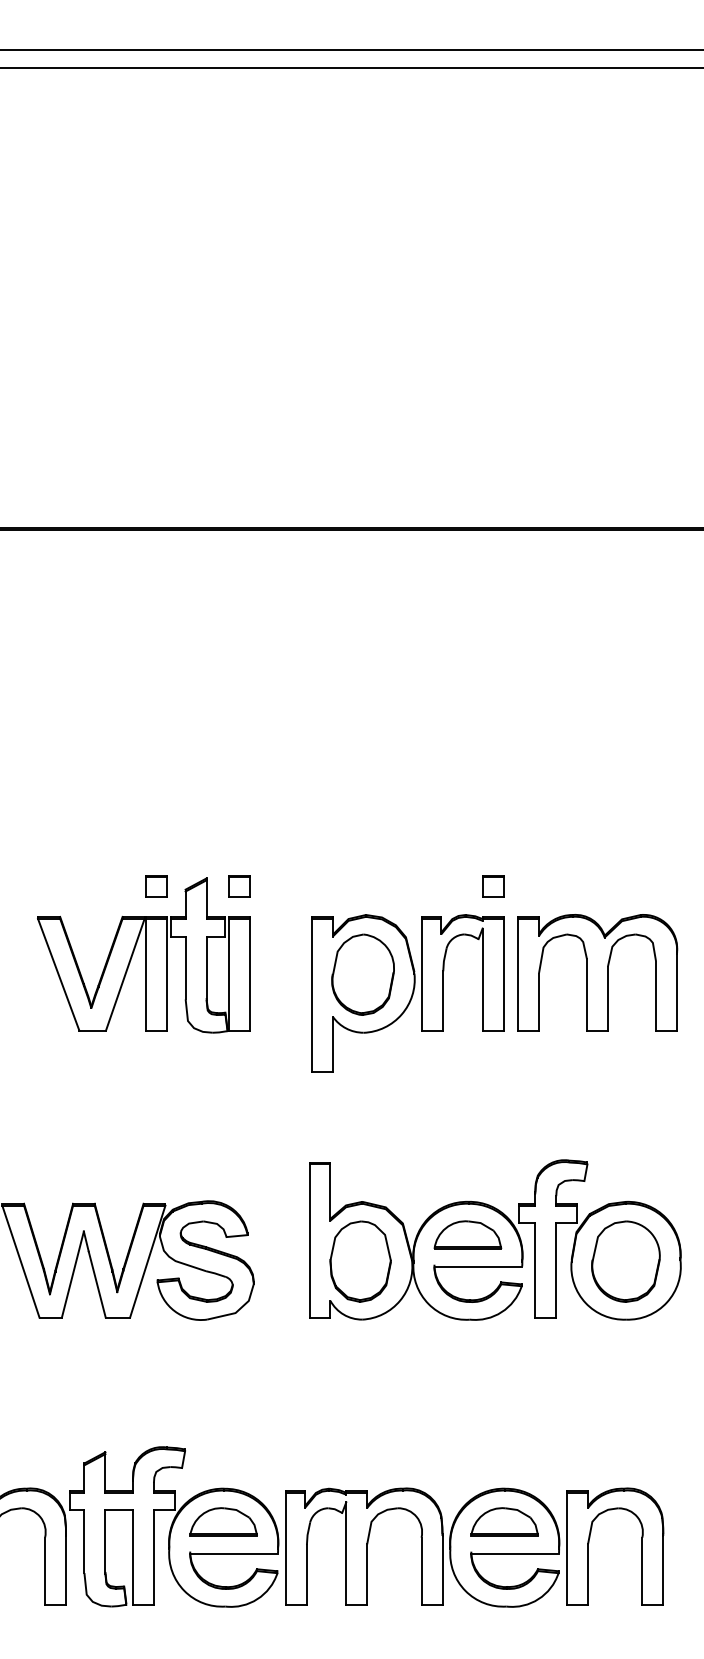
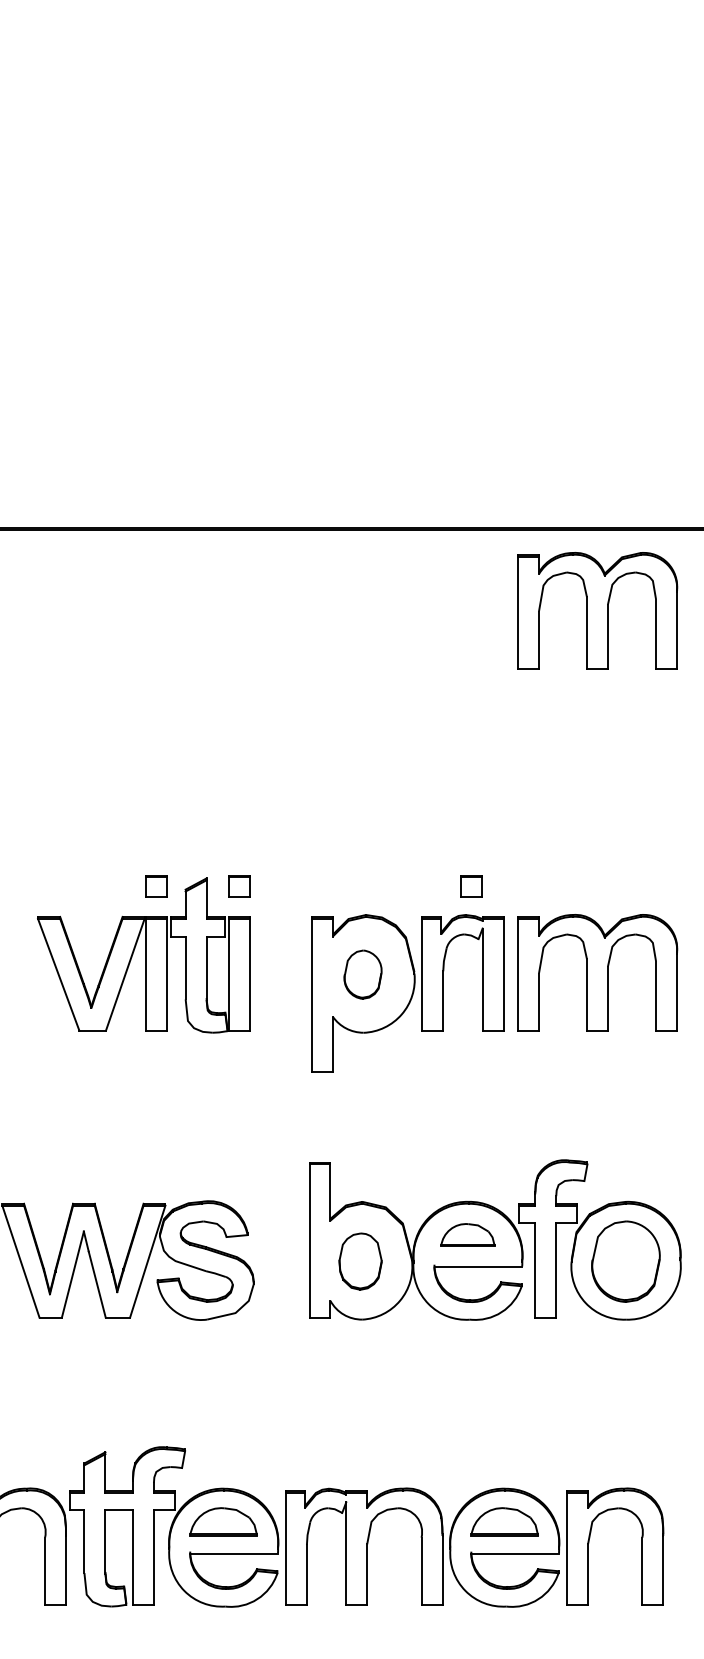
line: present -> none (351, 49)
line: present -> none (351, 68)
part: none -> present (597, 610)
part position: (493, 886) -> (471, 886) (471, 886)
part size: 64x83 px -> 40x51 px (362, 974)
part size: 70x30 px -> 56x24 px (467, 1234)
part size: 63x83 px -> 45x59 px (360, 1261)
